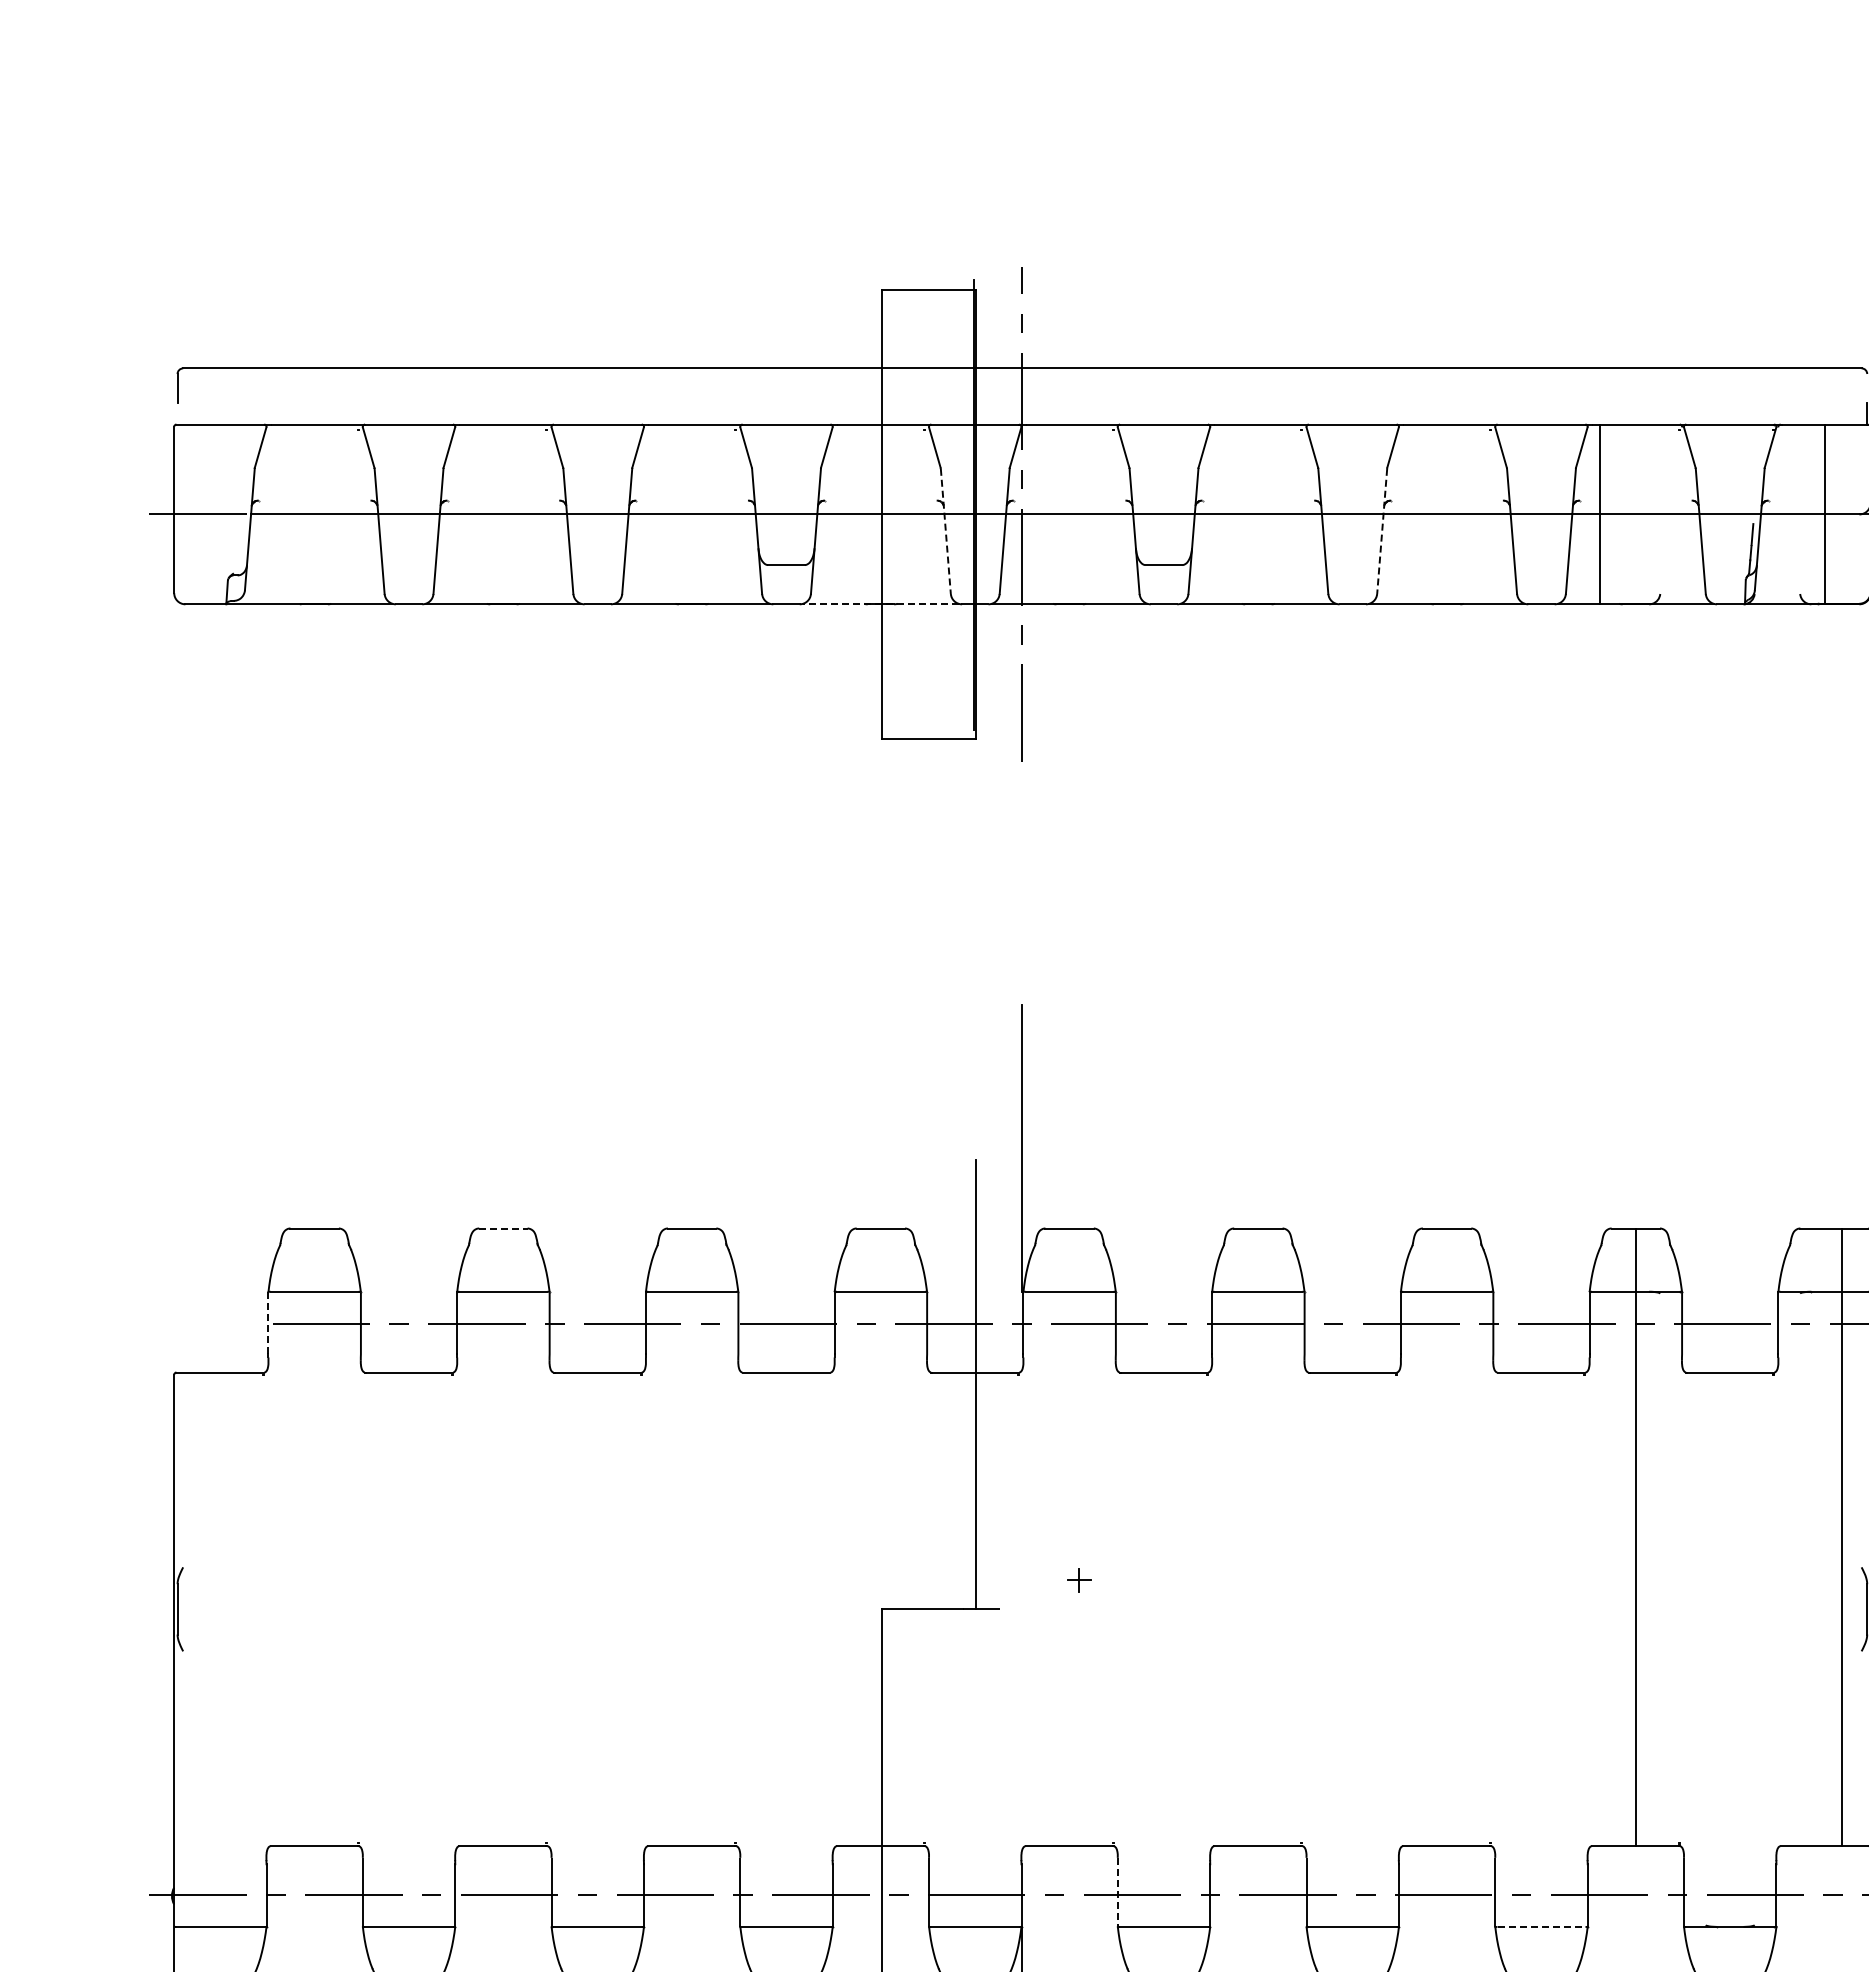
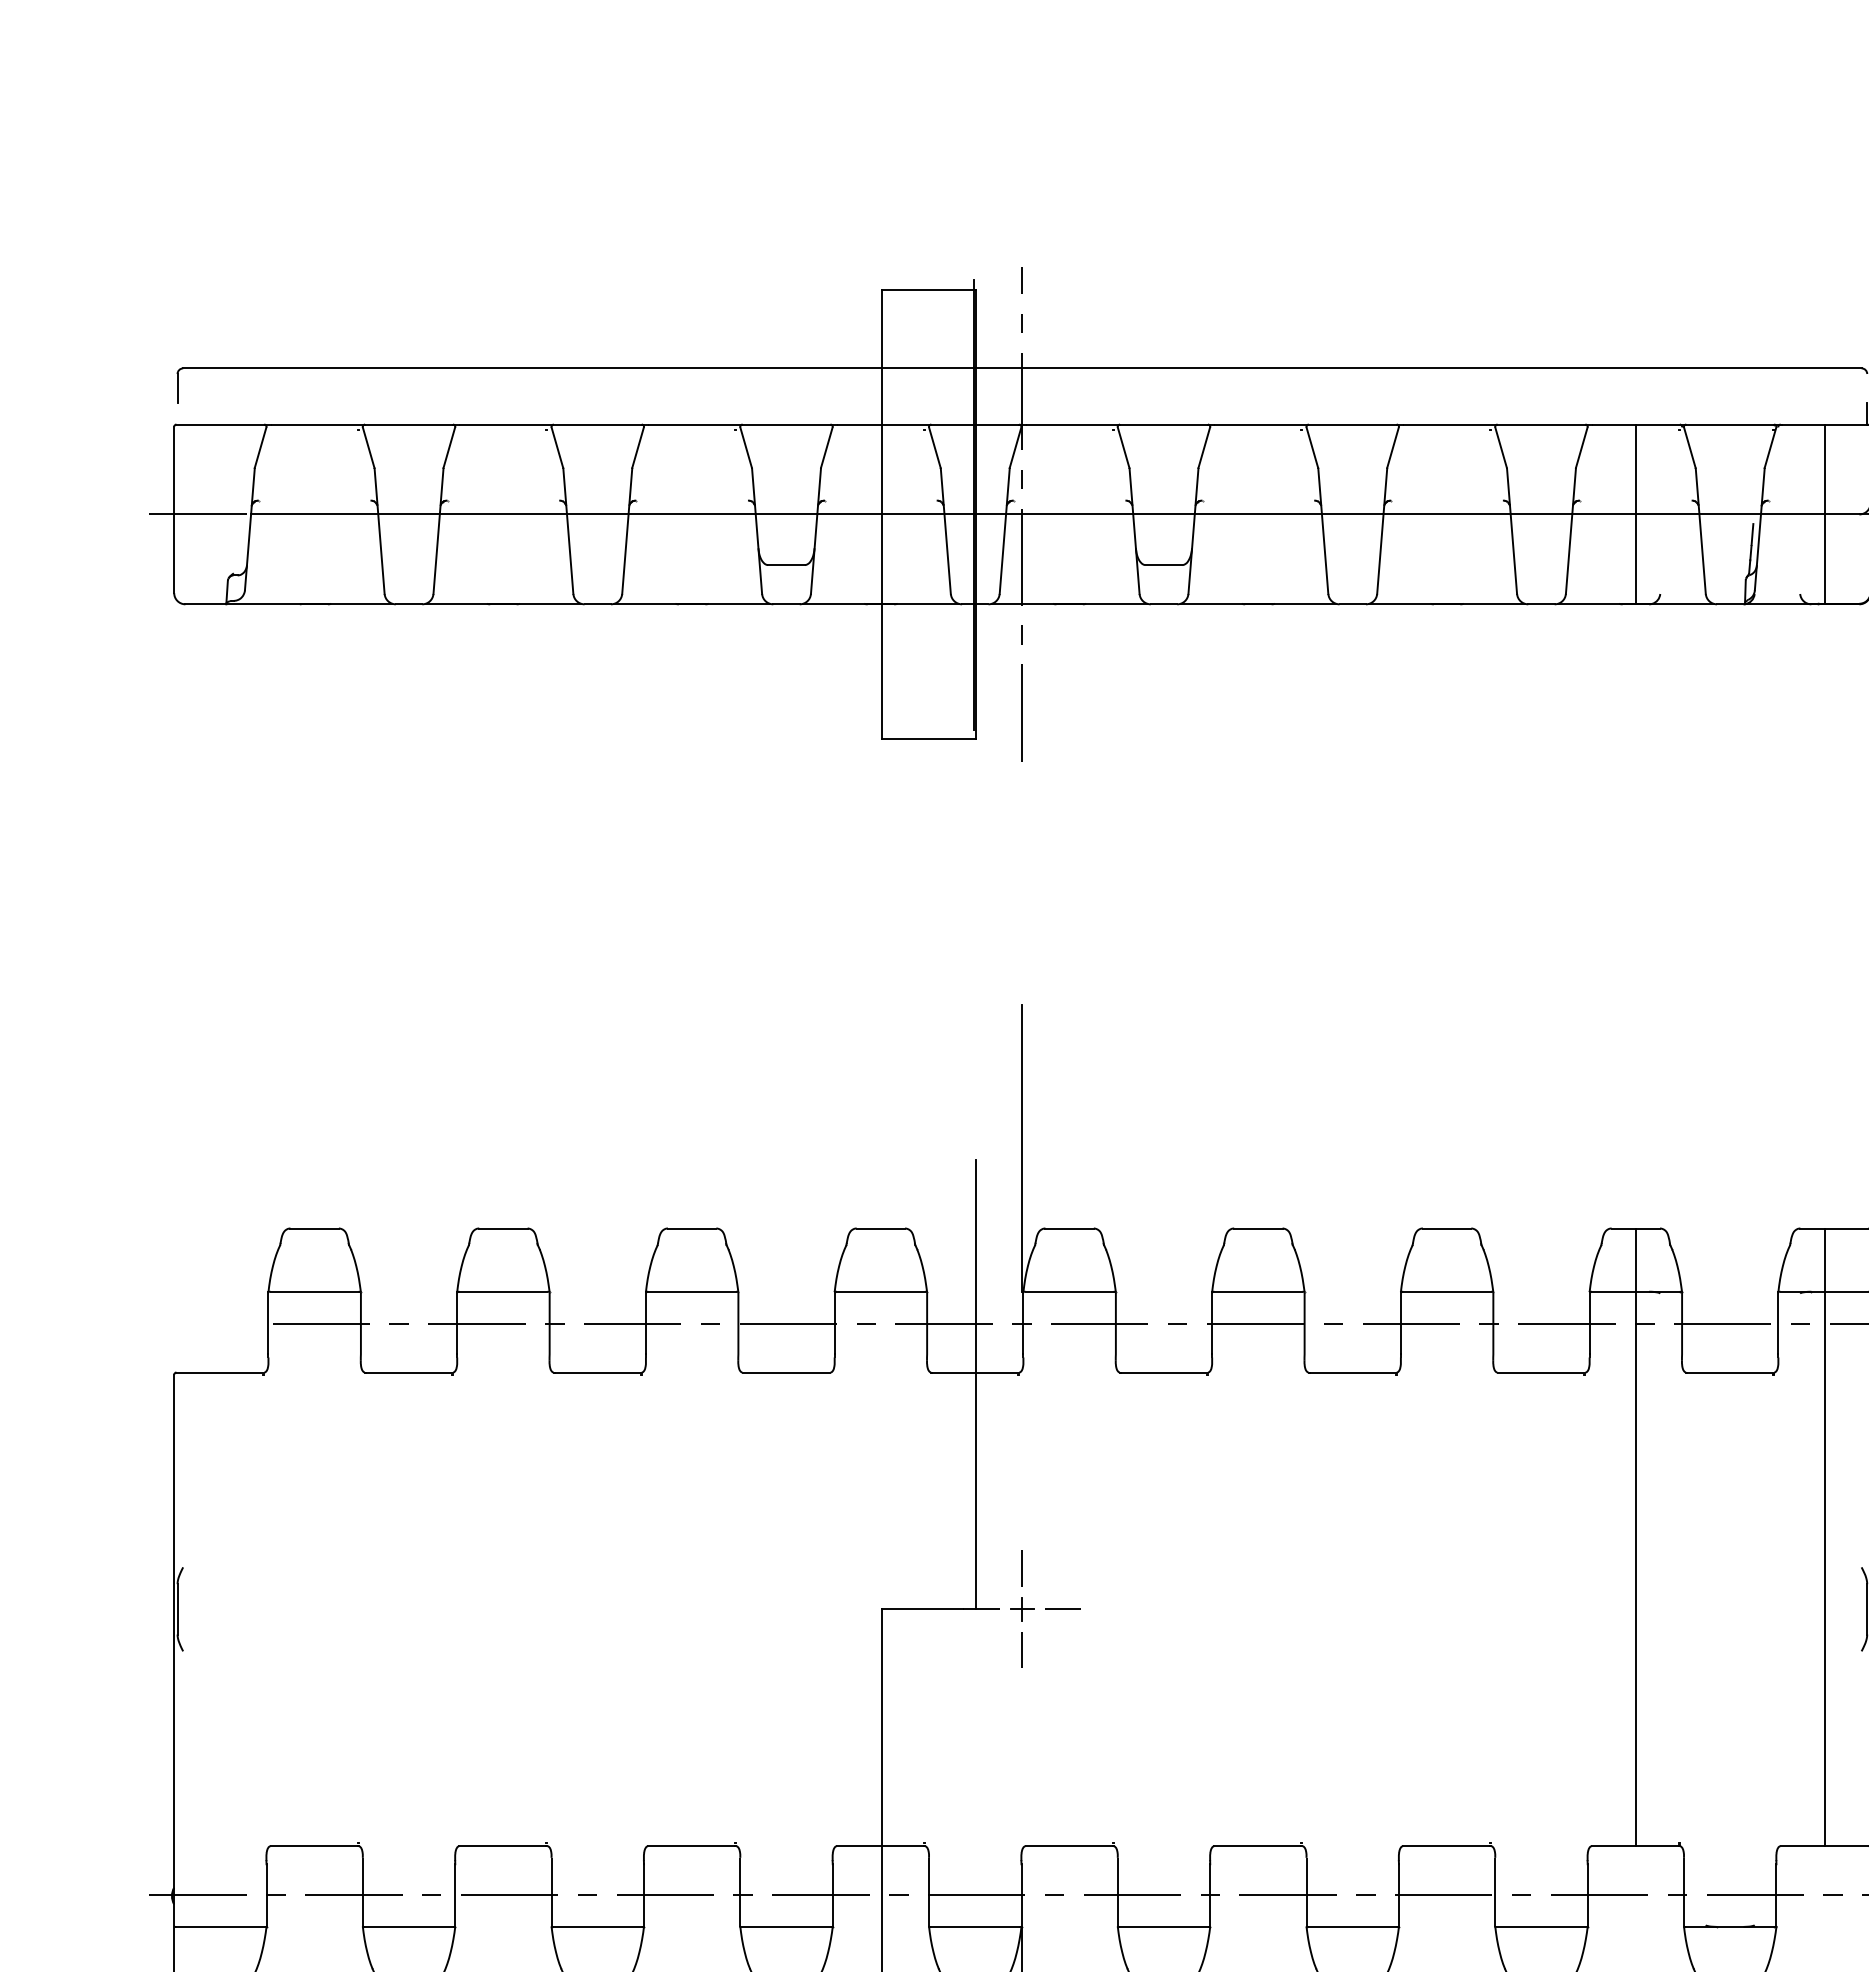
line position: (1599, 514) -> (1635, 514) (1635, 514)
line: dashed -> solid (945, 531)
line: dashed -> solid (1382, 531)
line: dashed -> solid (880, 603)
line: dashed -> solid (503, 1228)
line: dashed -> solid (268, 1323)
line position: (1841, 1537) -> (1824, 1537) (1824, 1537)
line: none -> present (1021, 1568)
part position: (1079, 1580) -> (1022, 1609) (1022, 1609)
line: none -> present (1062, 1608)
line: none -> present (1022, 1649)
line: dashed -> solid (1117, 1891)
line: dashed -> solid (1541, 1926)
